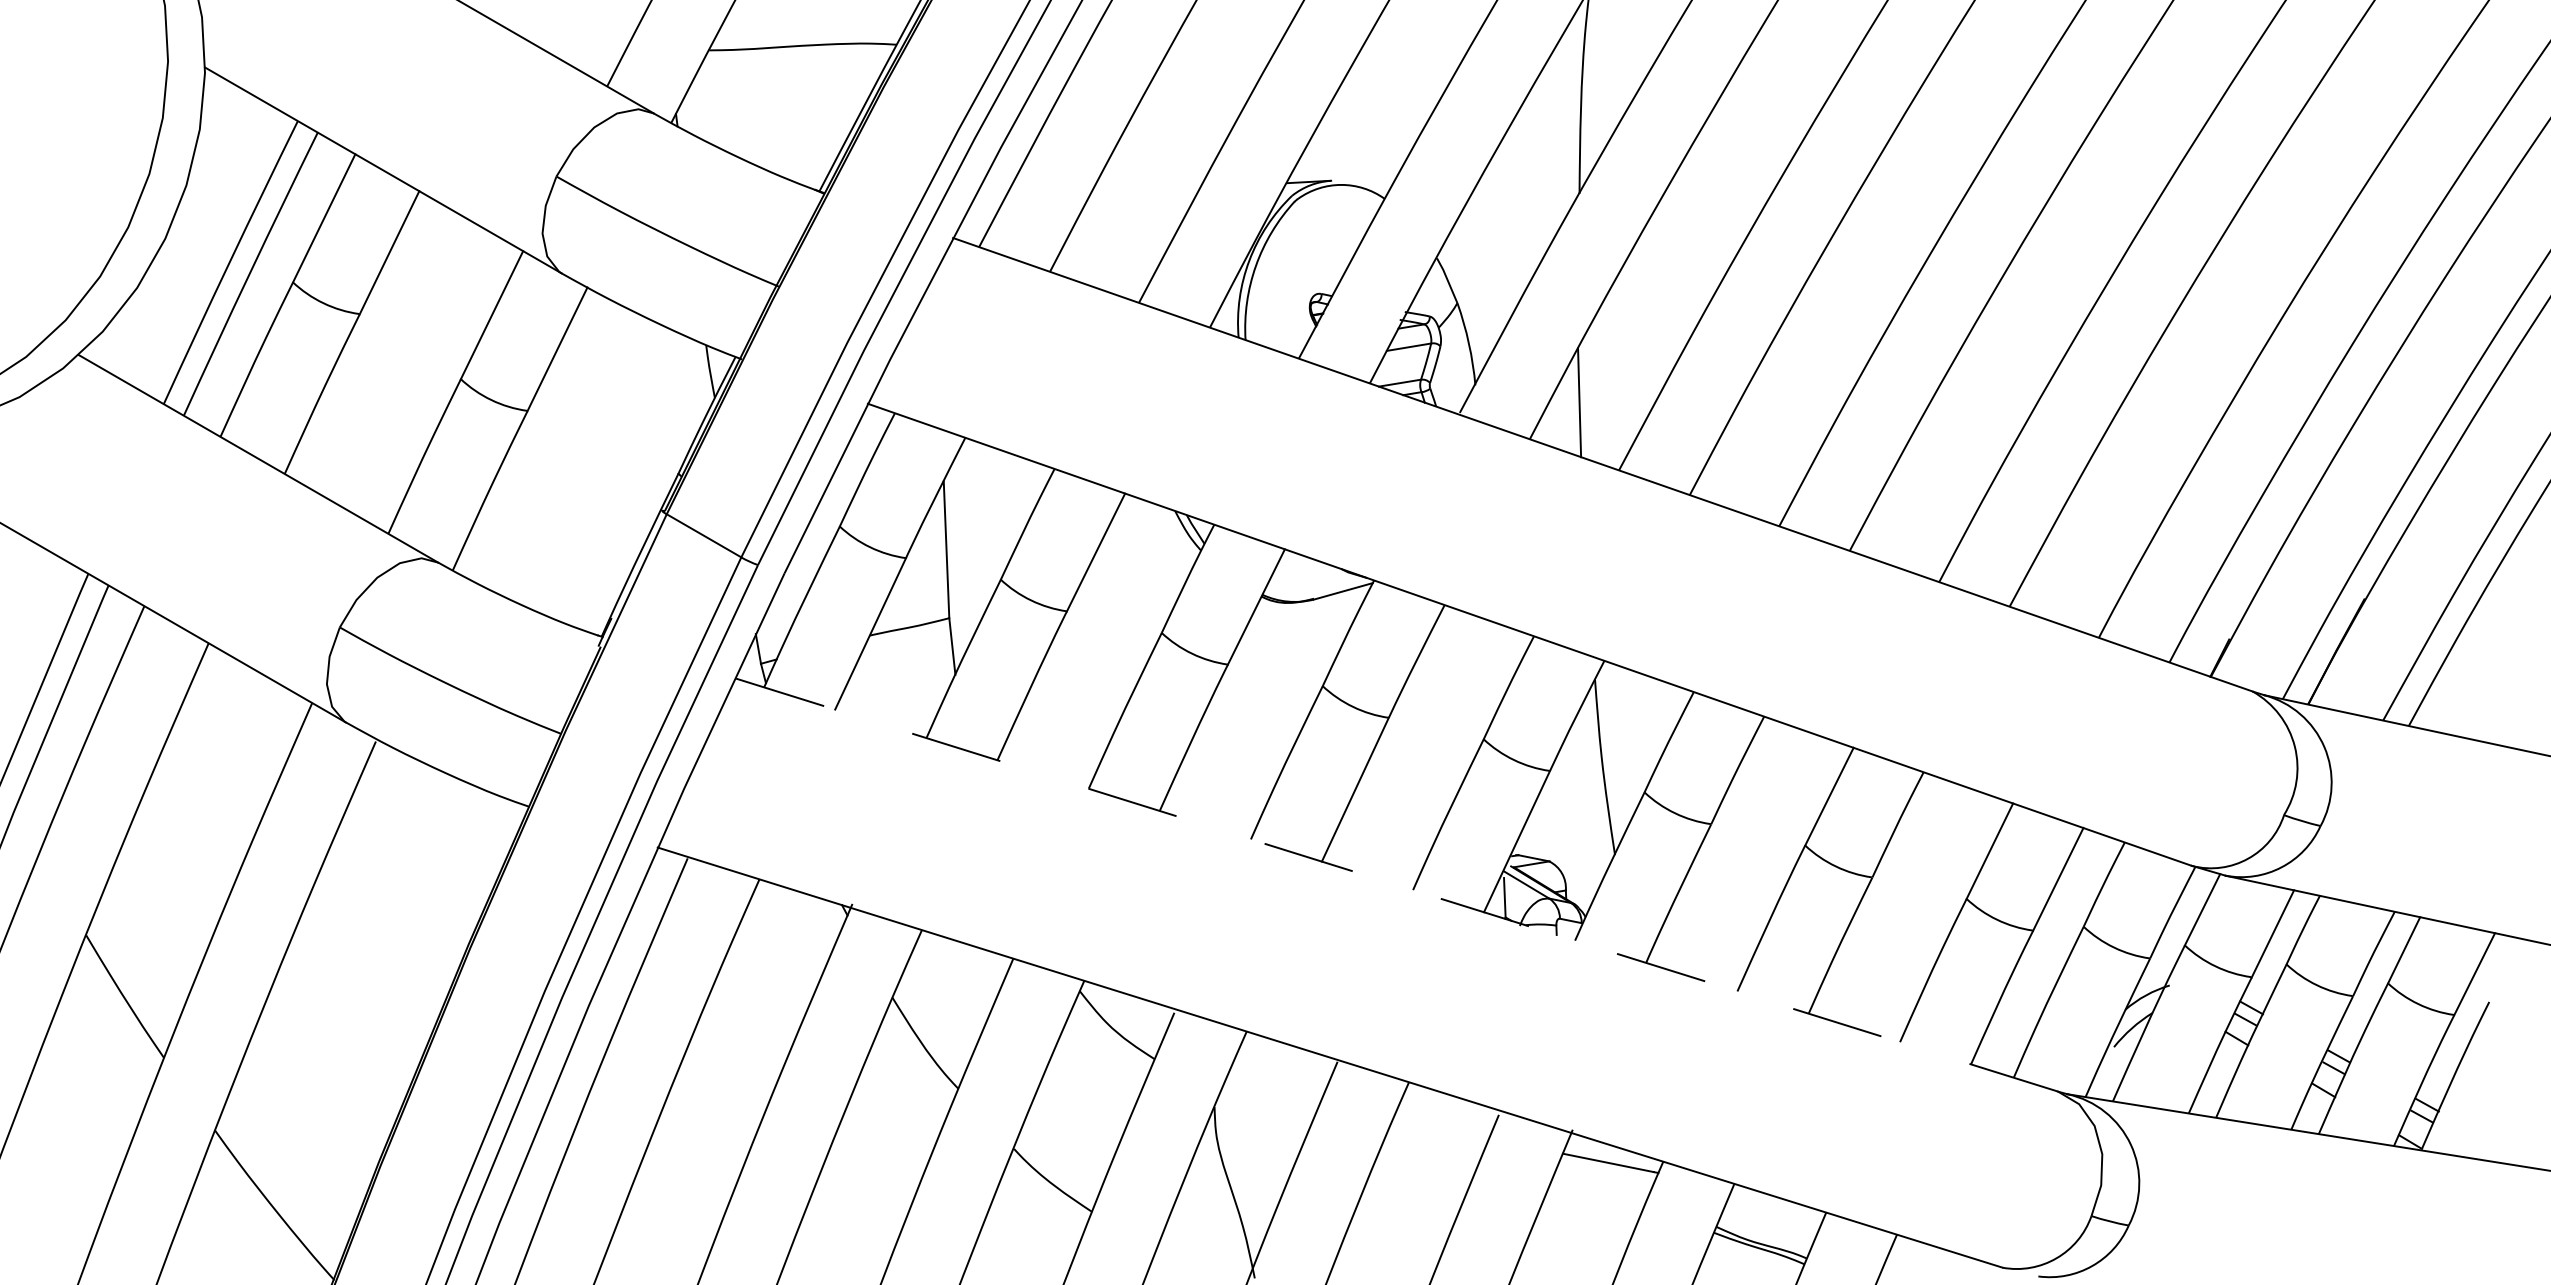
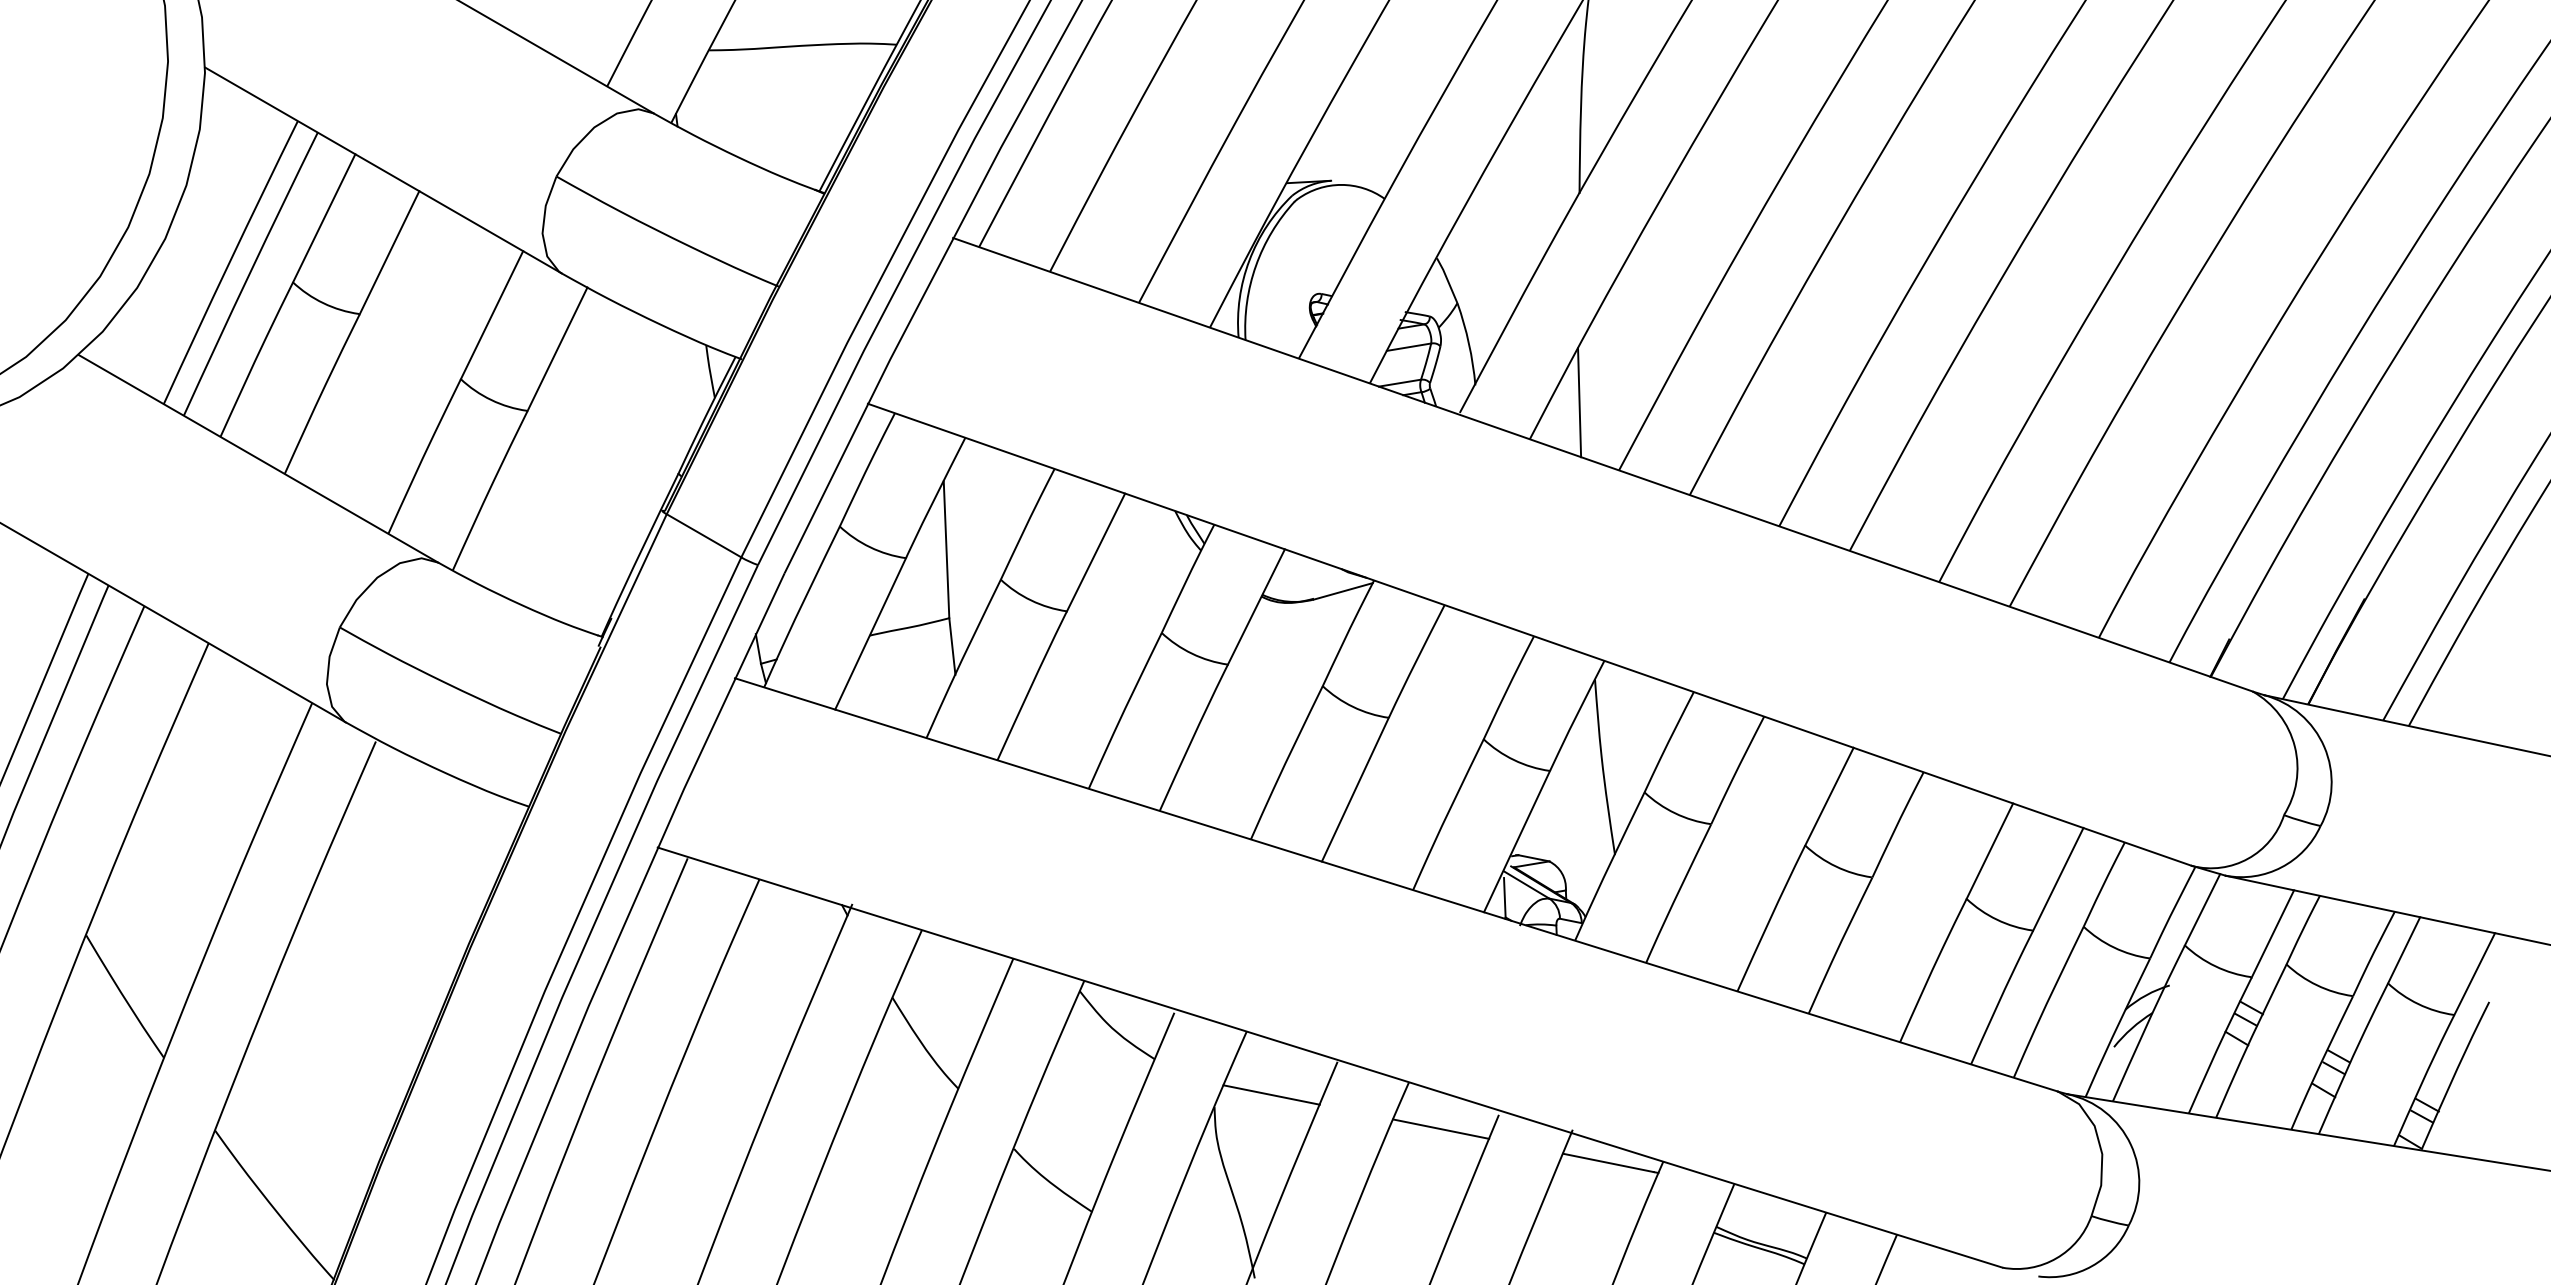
line: dashed -> solid (1396, 884)
line: none -> present (1271, 1094)
line: none -> present (1441, 1128)
